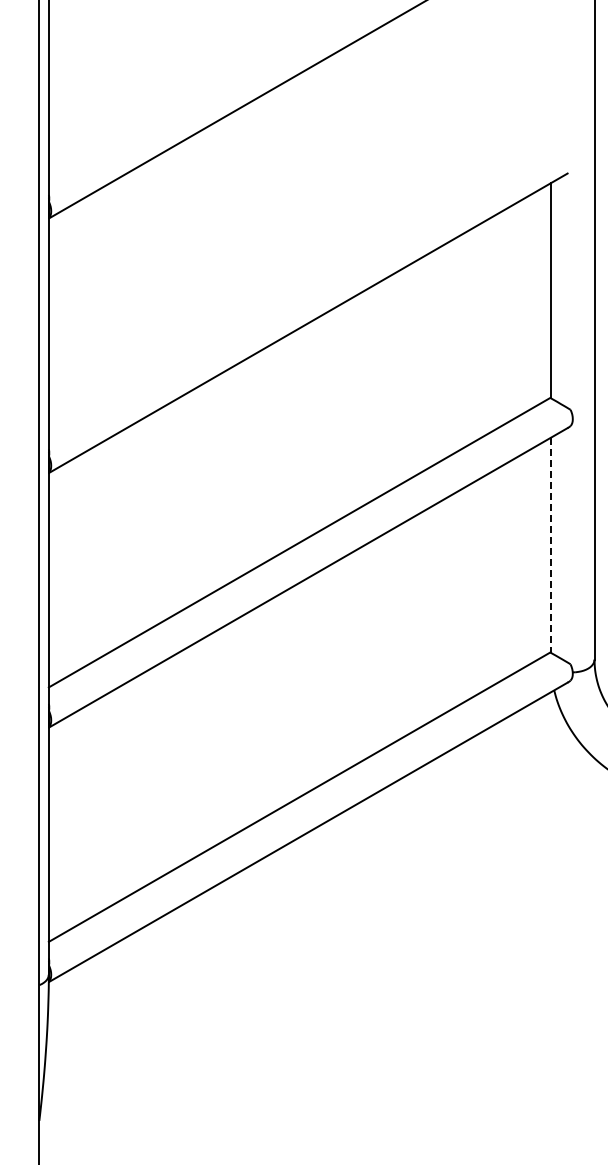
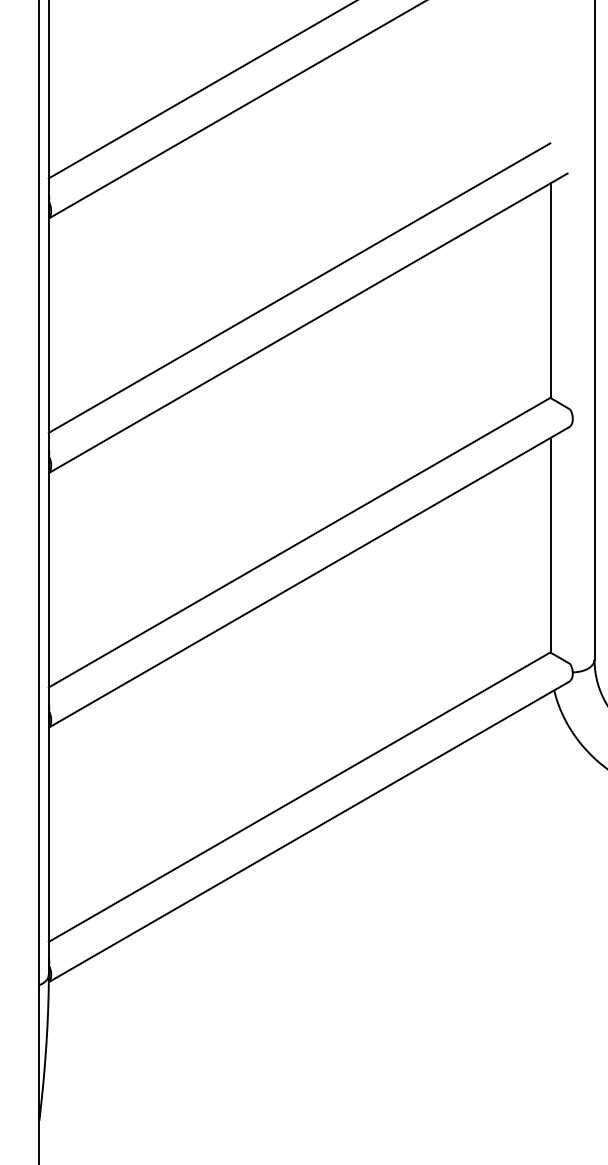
line: none -> present (201, 90)
line: none -> present (299, 287)
line: dashed -> solid (550, 545)
